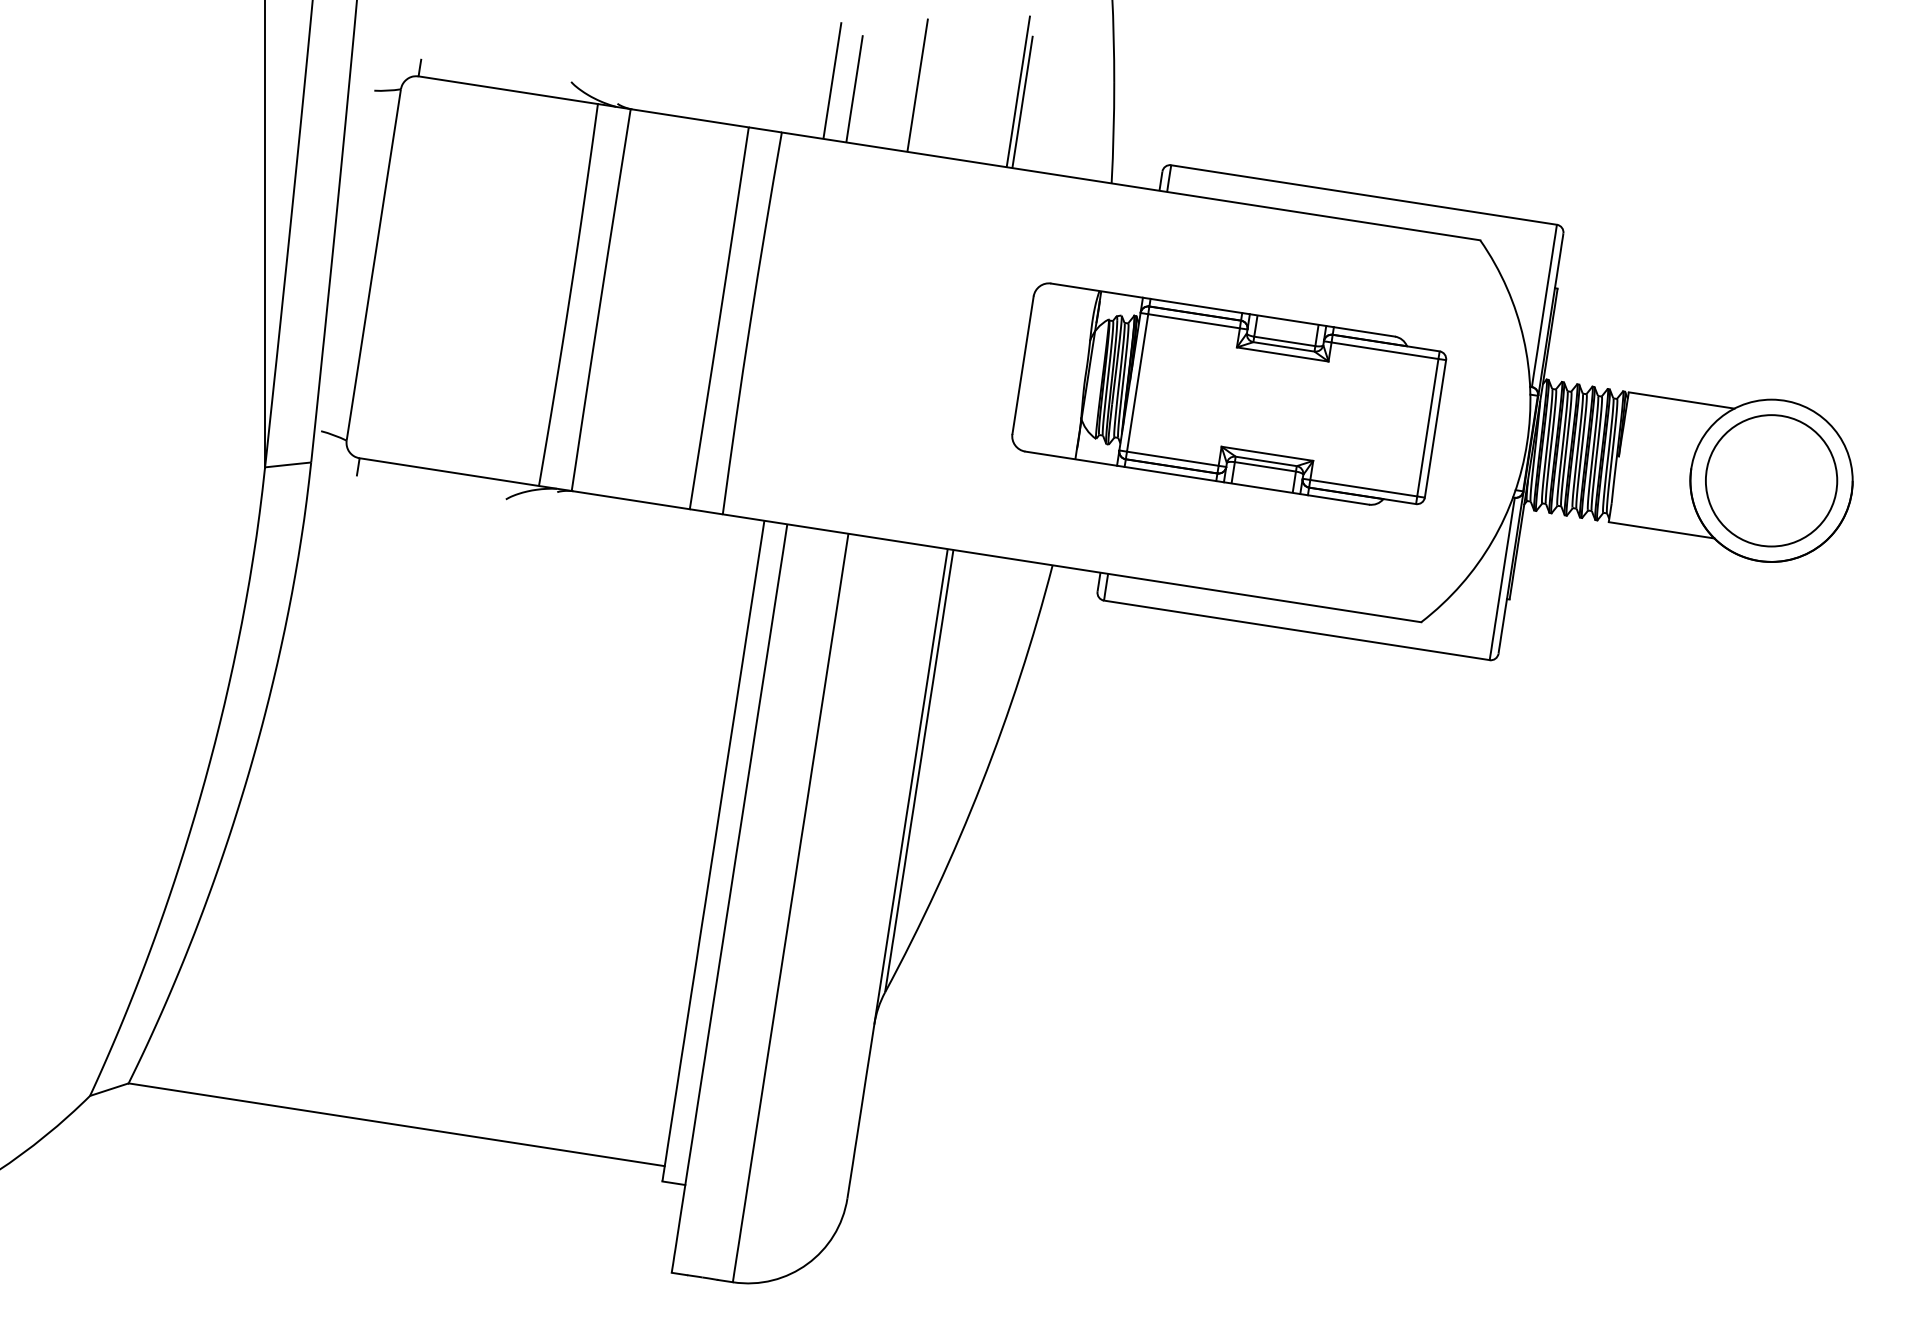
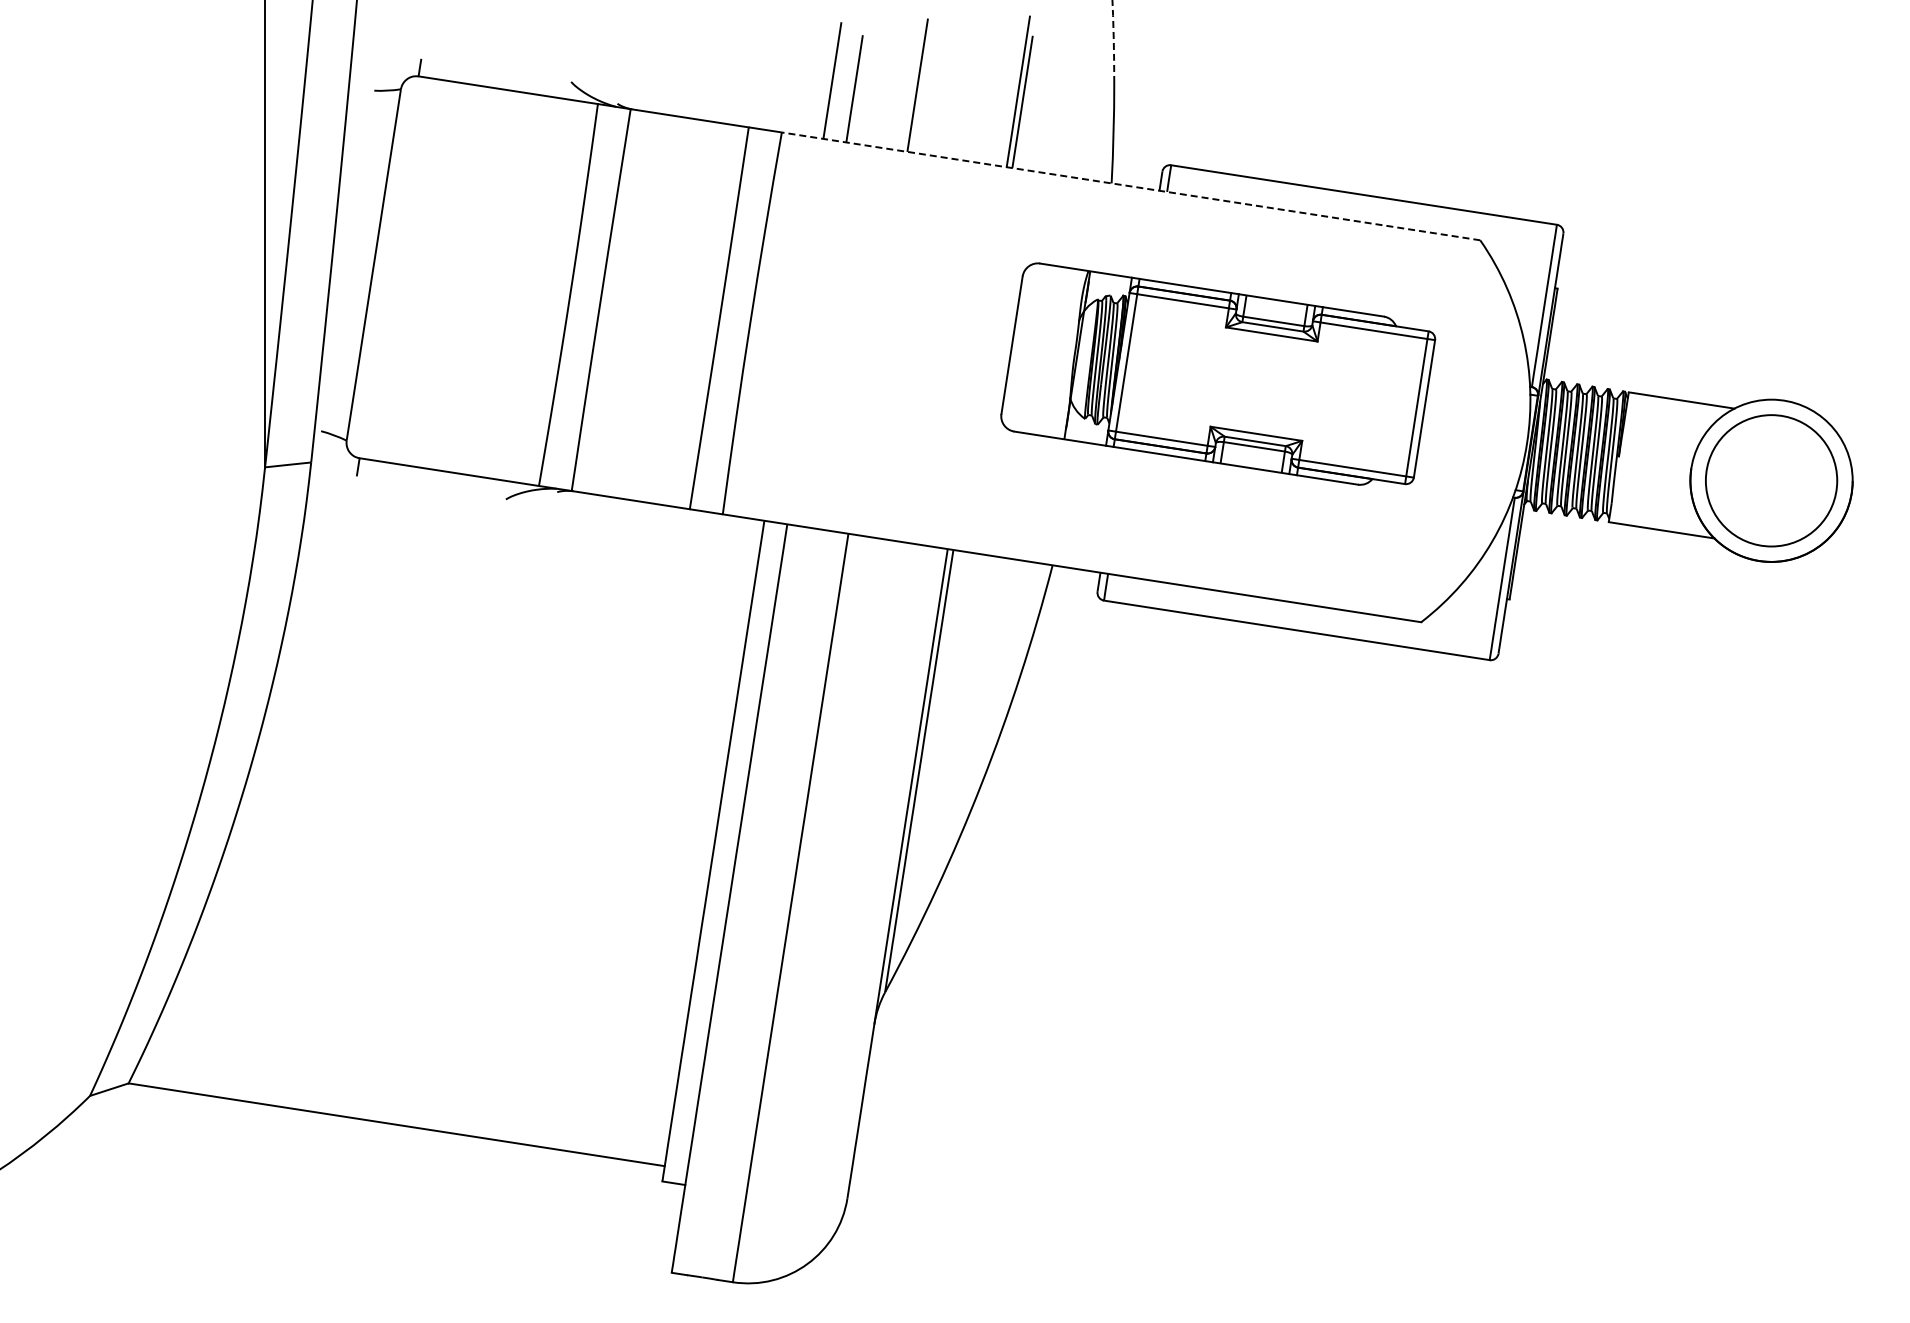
arc: solid -> dashed (1113, 41)
line: solid -> dashed (1130, 186)
part position: (1229, 393) -> (1218, 373) (1218, 373)
